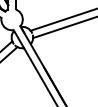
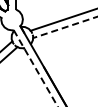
line: solid -> dashed (65, 27)
line: solid -> dashed (35, 68)
